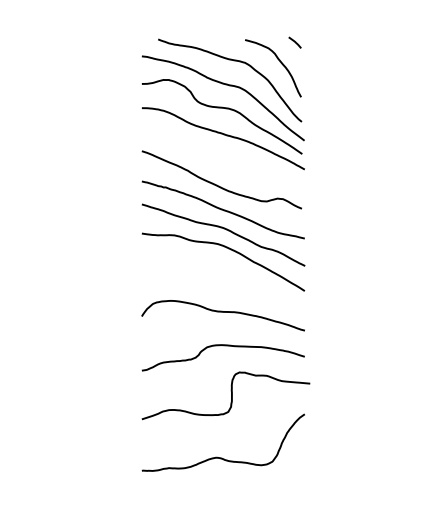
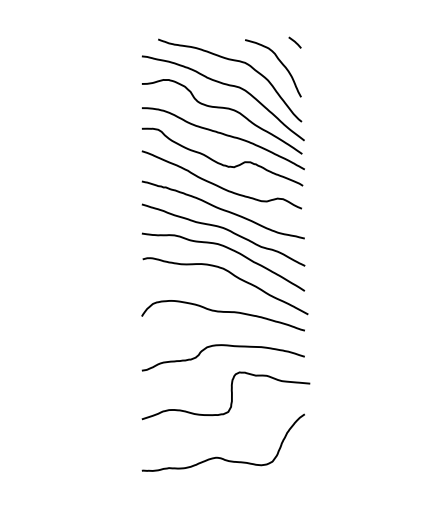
curve: none -> present (219, 162)
curve: none -> present (233, 276)
